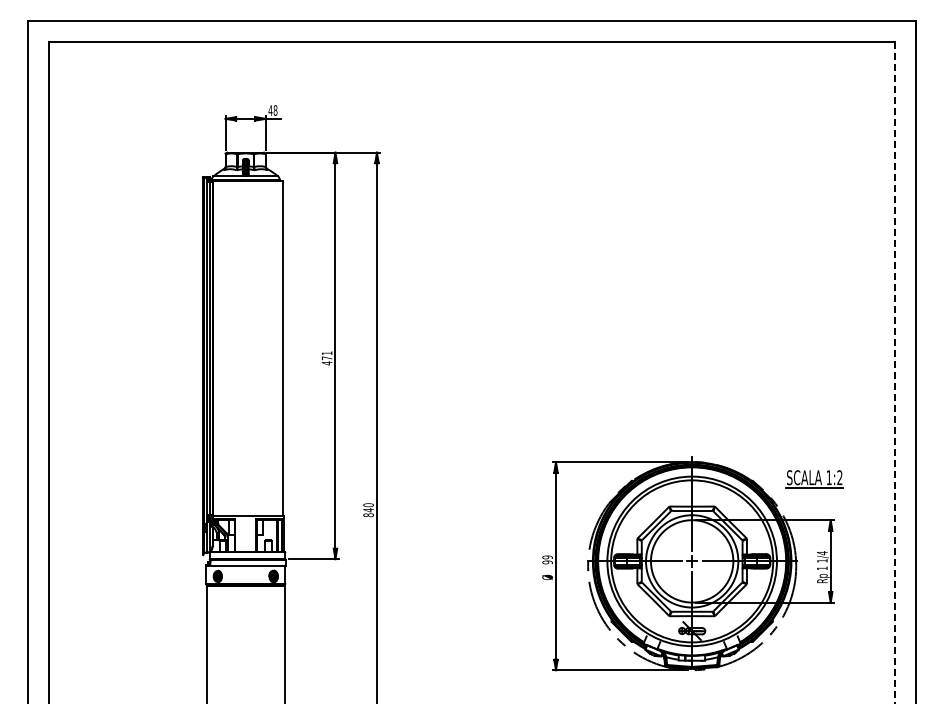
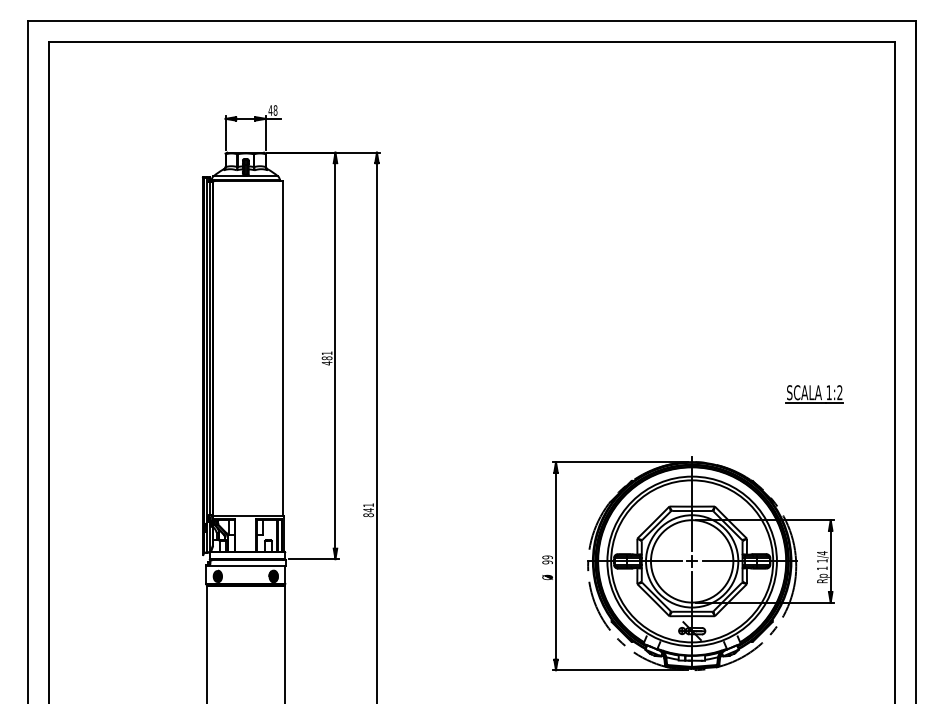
text: 471 -> 481 (326, 358)
line: dashed -> solid (894, 373)
part position: (814, 479) -> (814, 394) (814, 394)
text: 840 -> 841 (368, 505)
